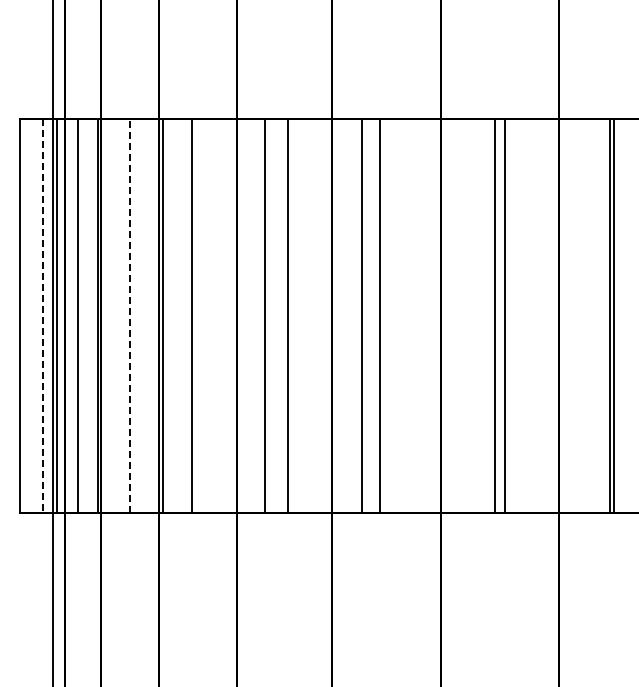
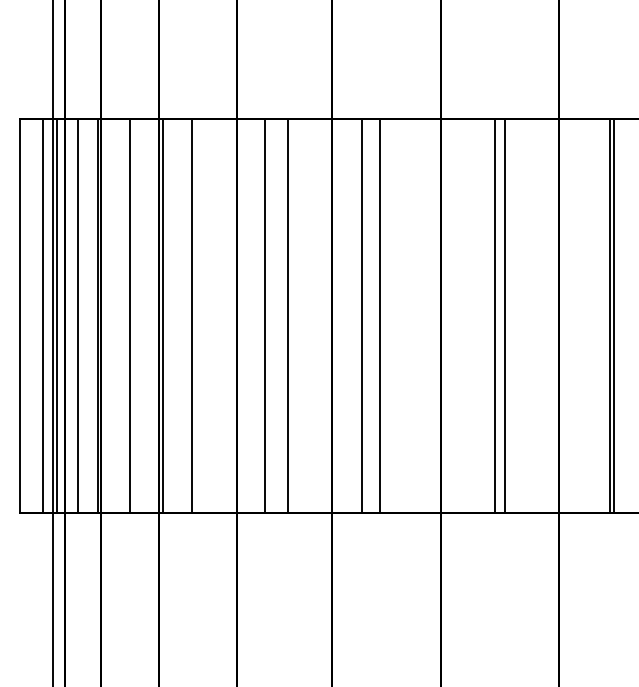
line: dashed -> solid (130, 315)
line: dashed -> solid (42, 316)
